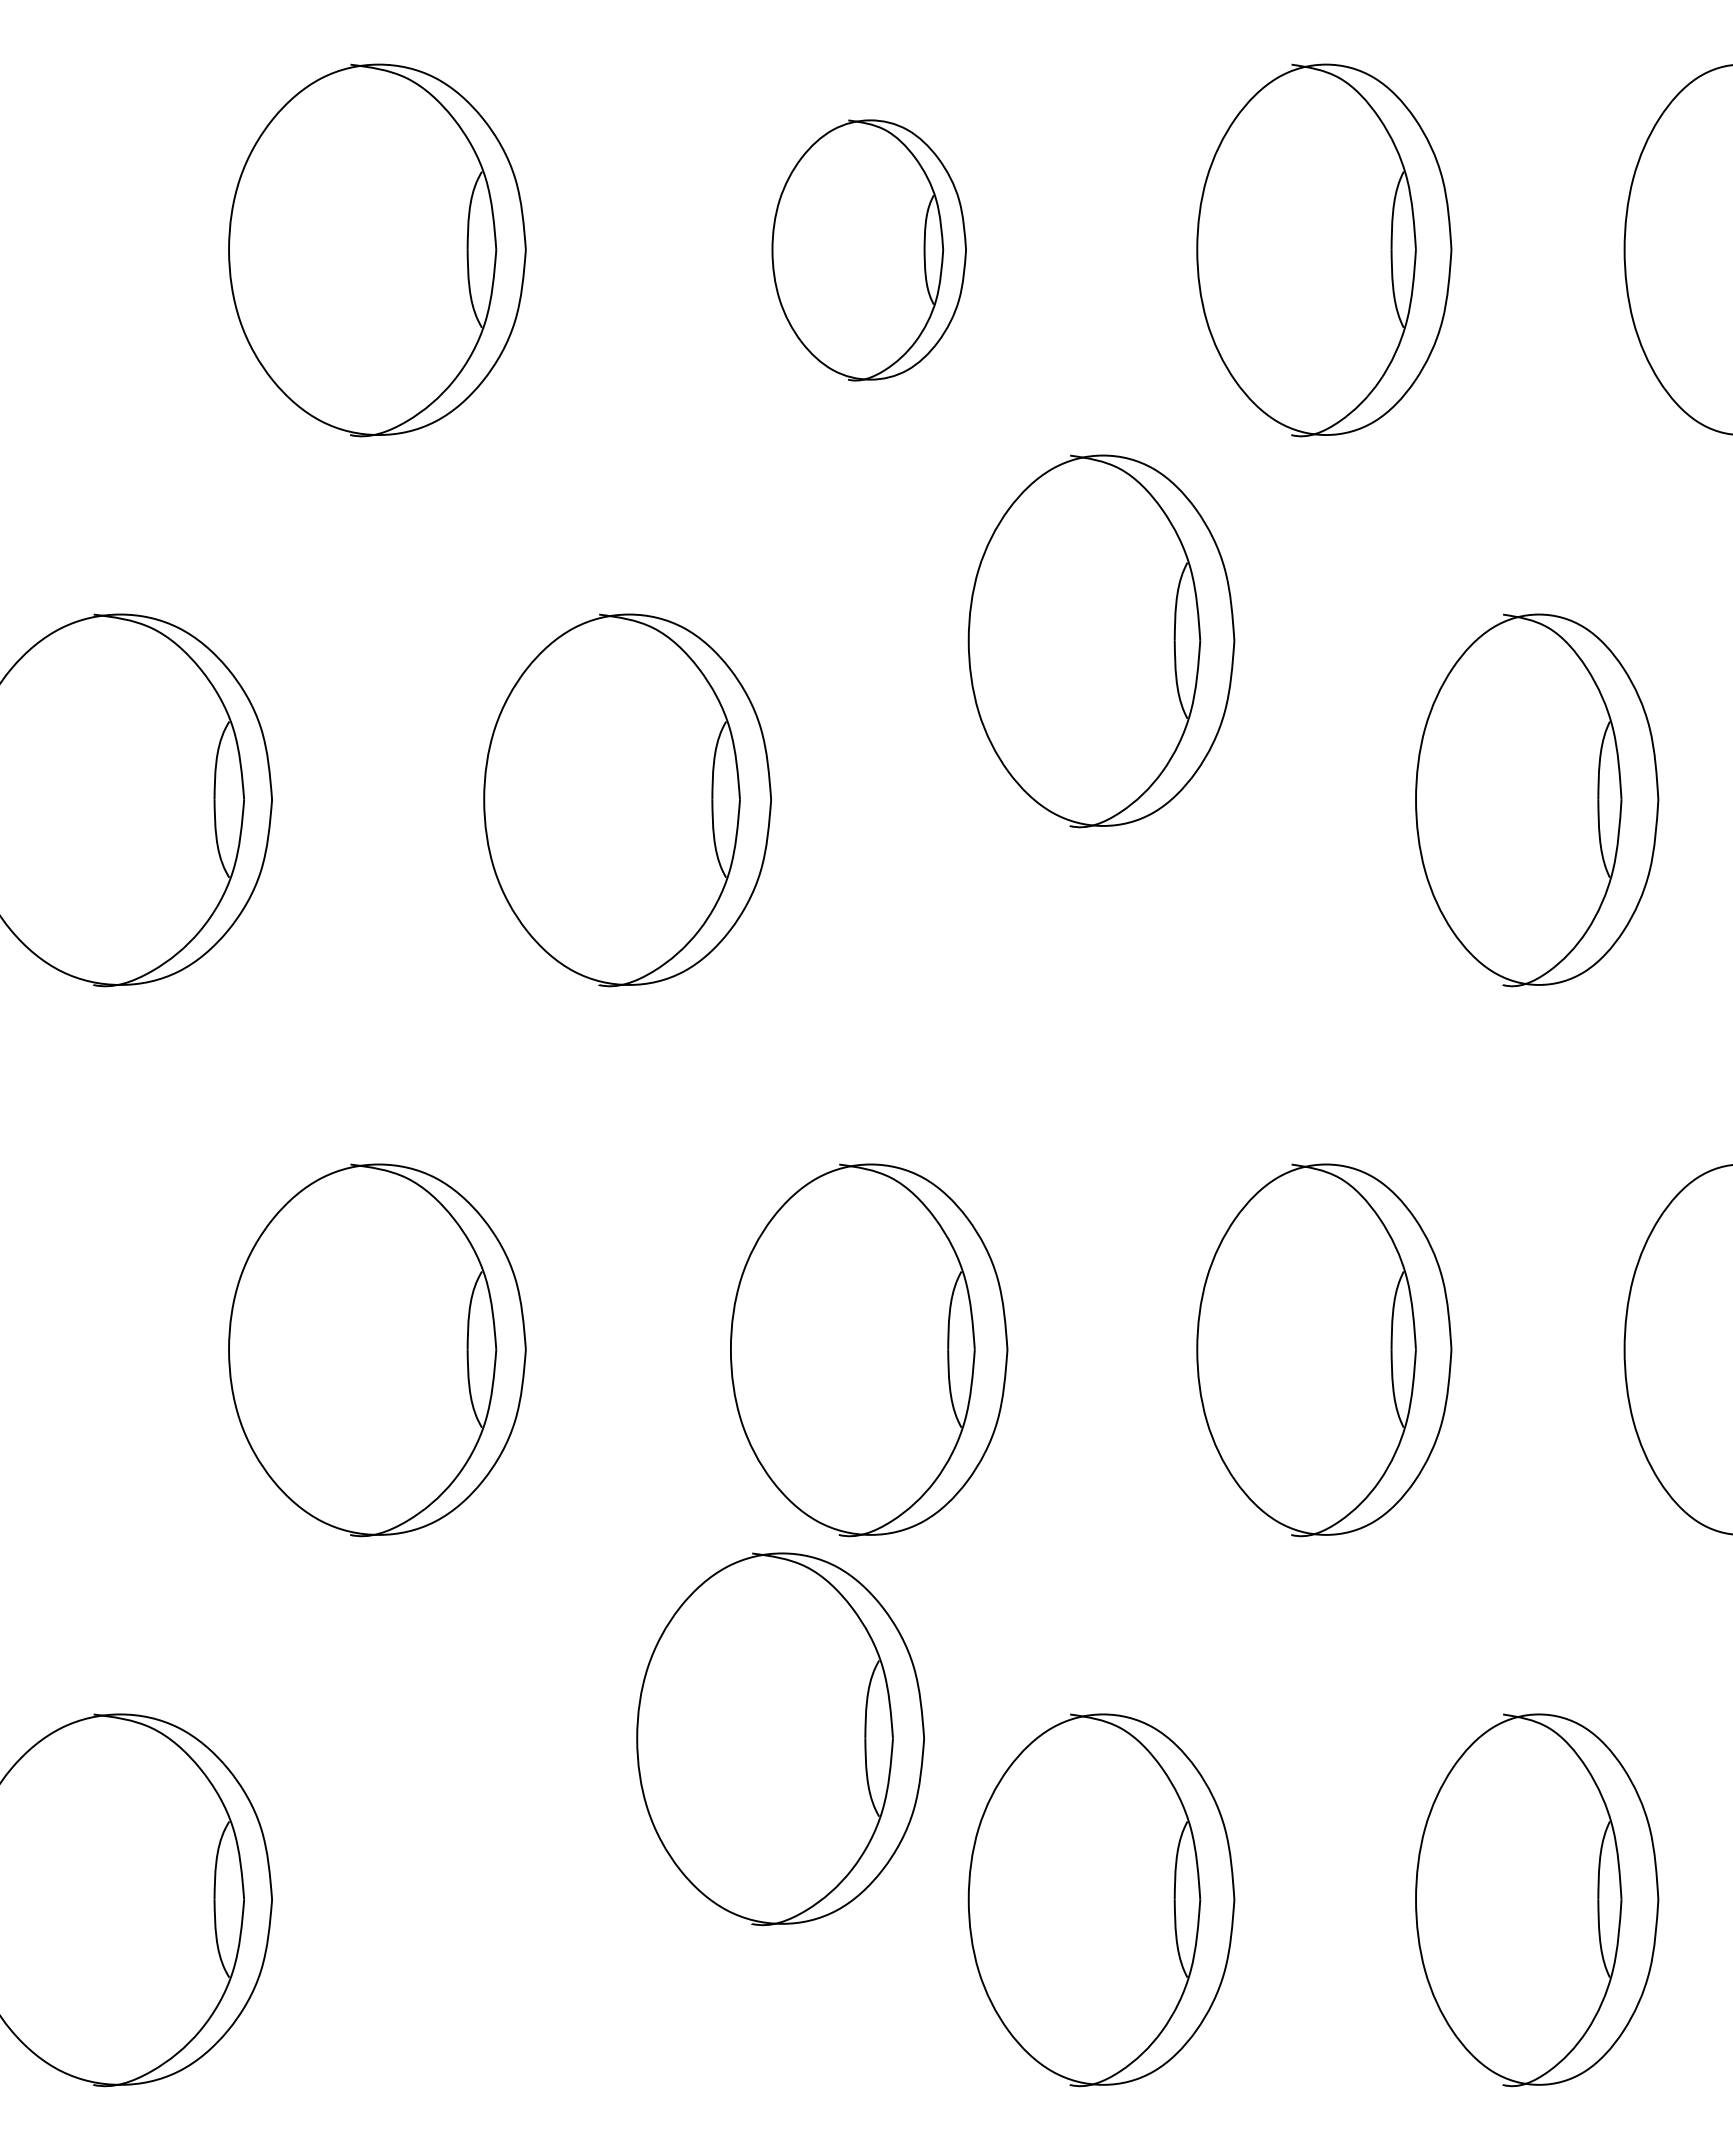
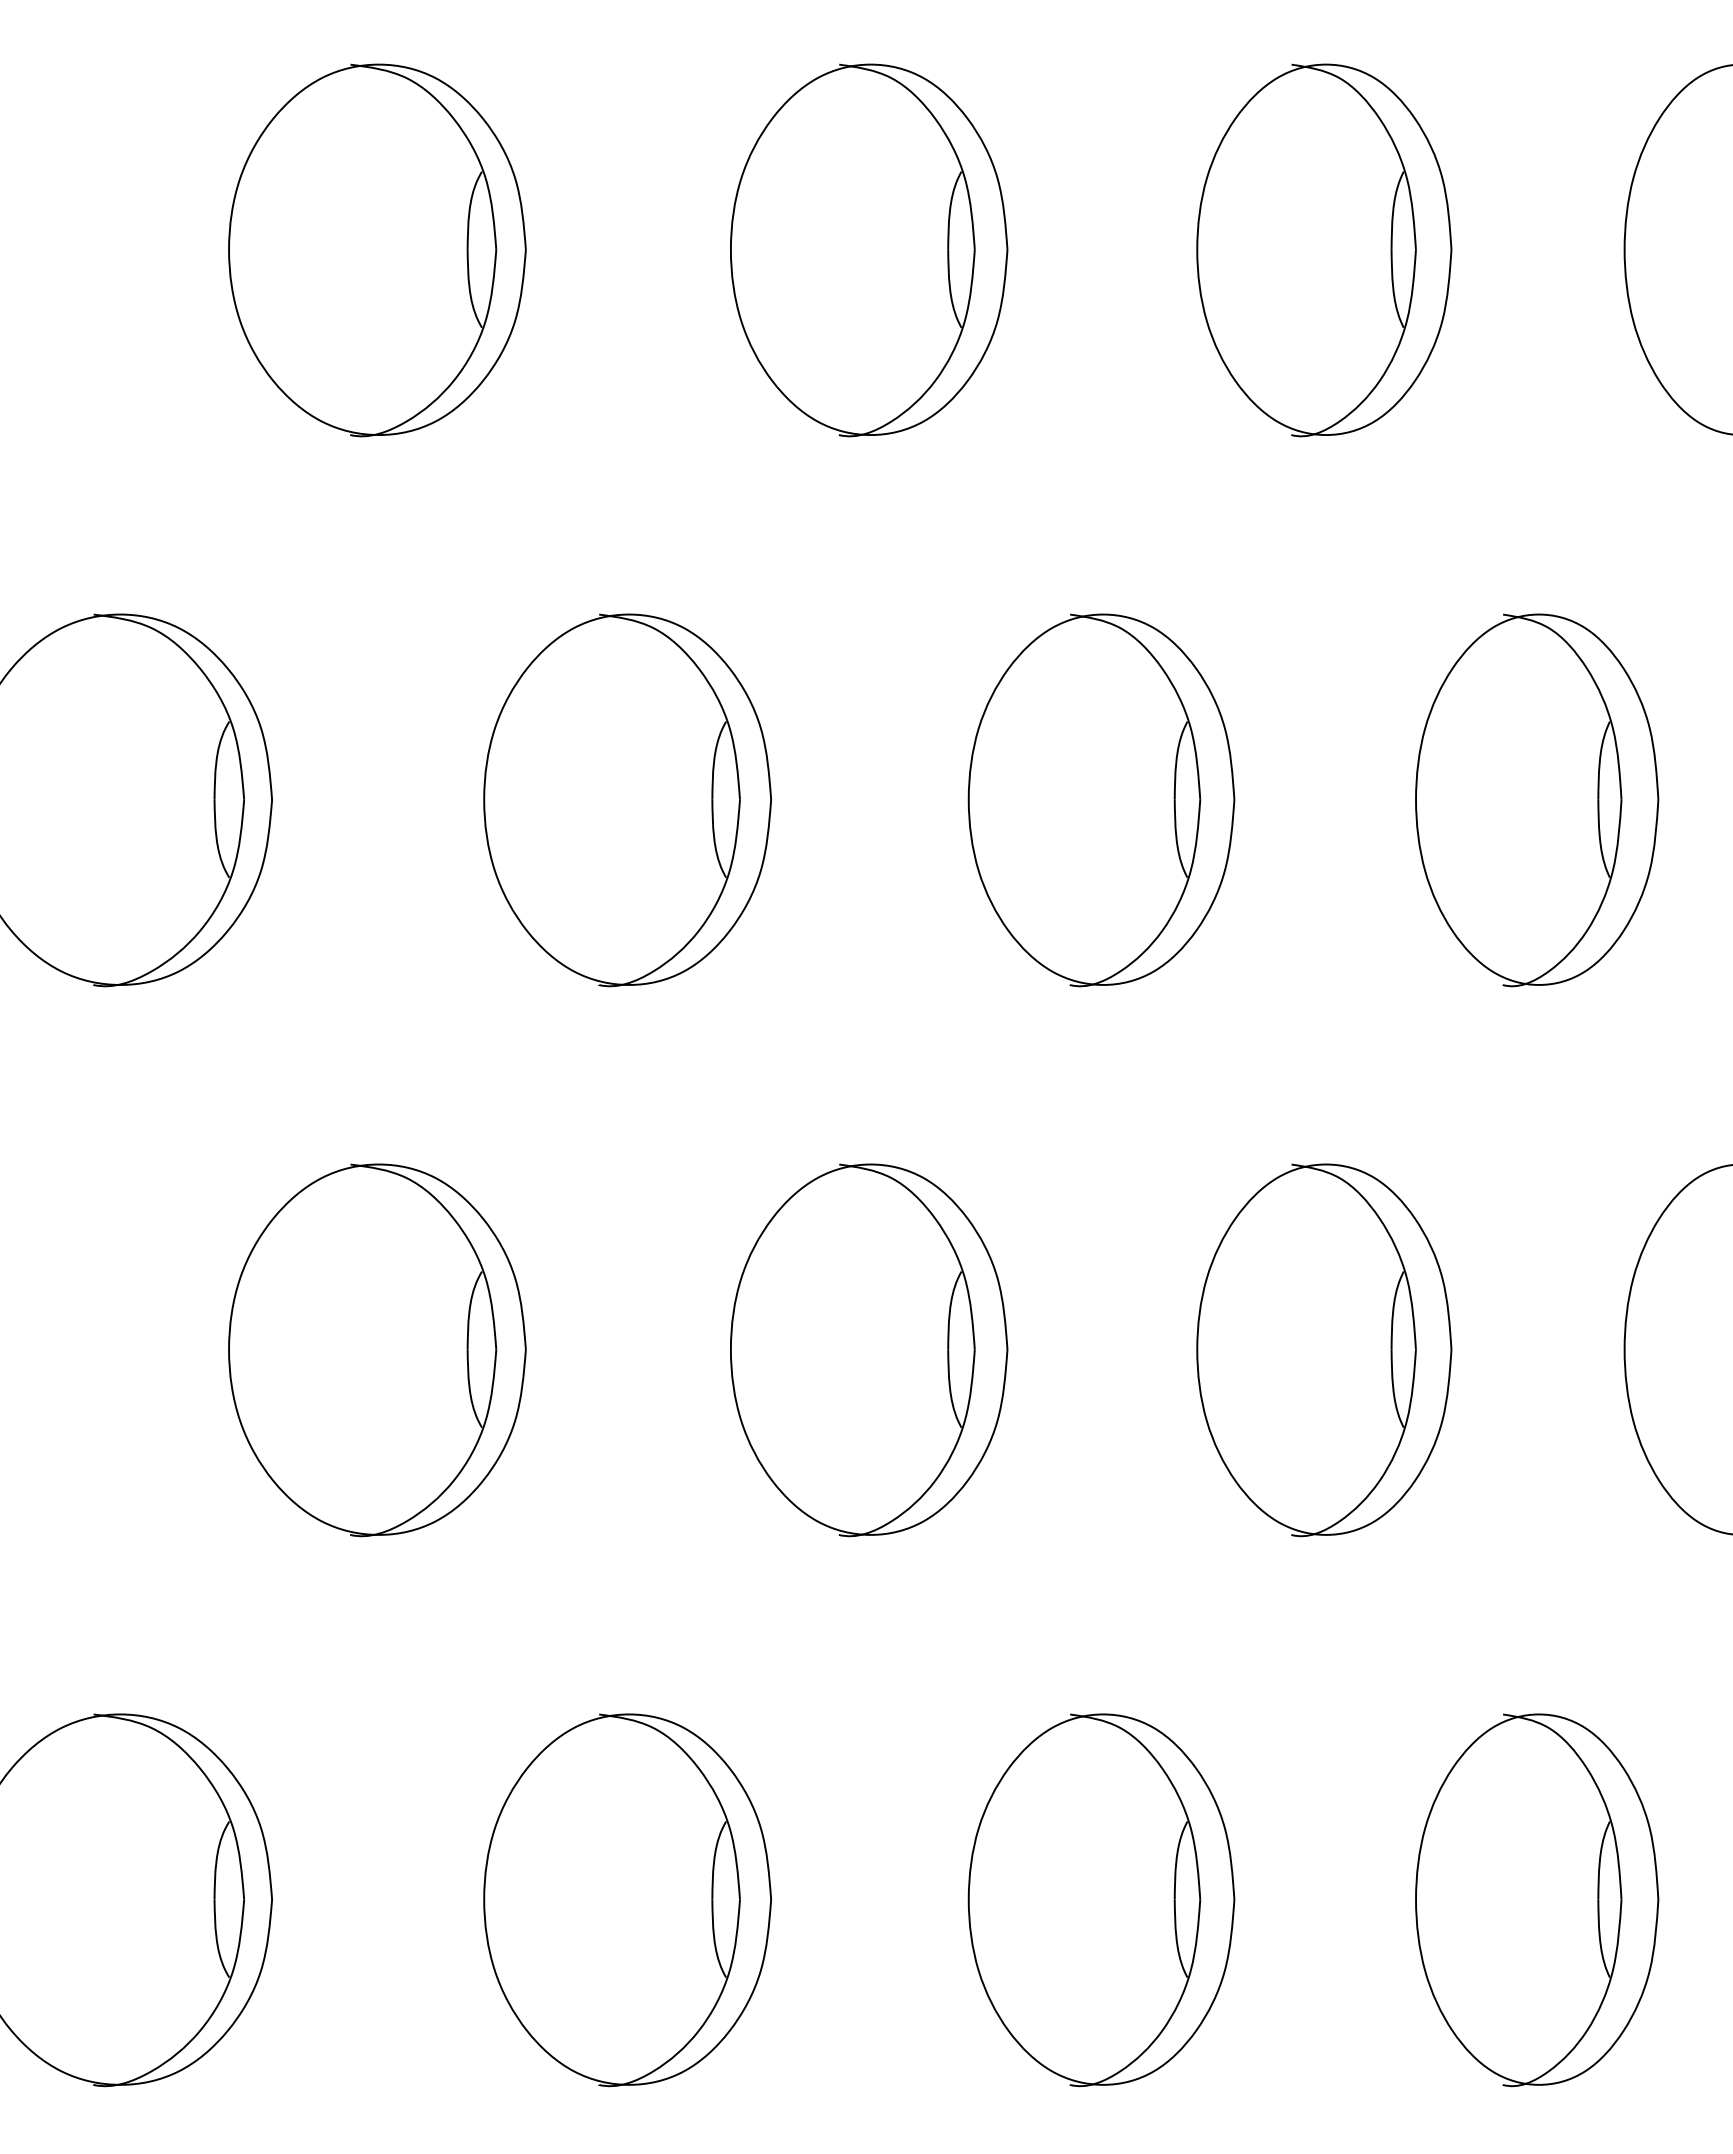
part size: 196x263 px -> 279x375 px (869, 250)
part position: (1101, 641) -> (1101, 800) (1101, 800)
part position: (780, 1739) -> (627, 1900) (627, 1900)
